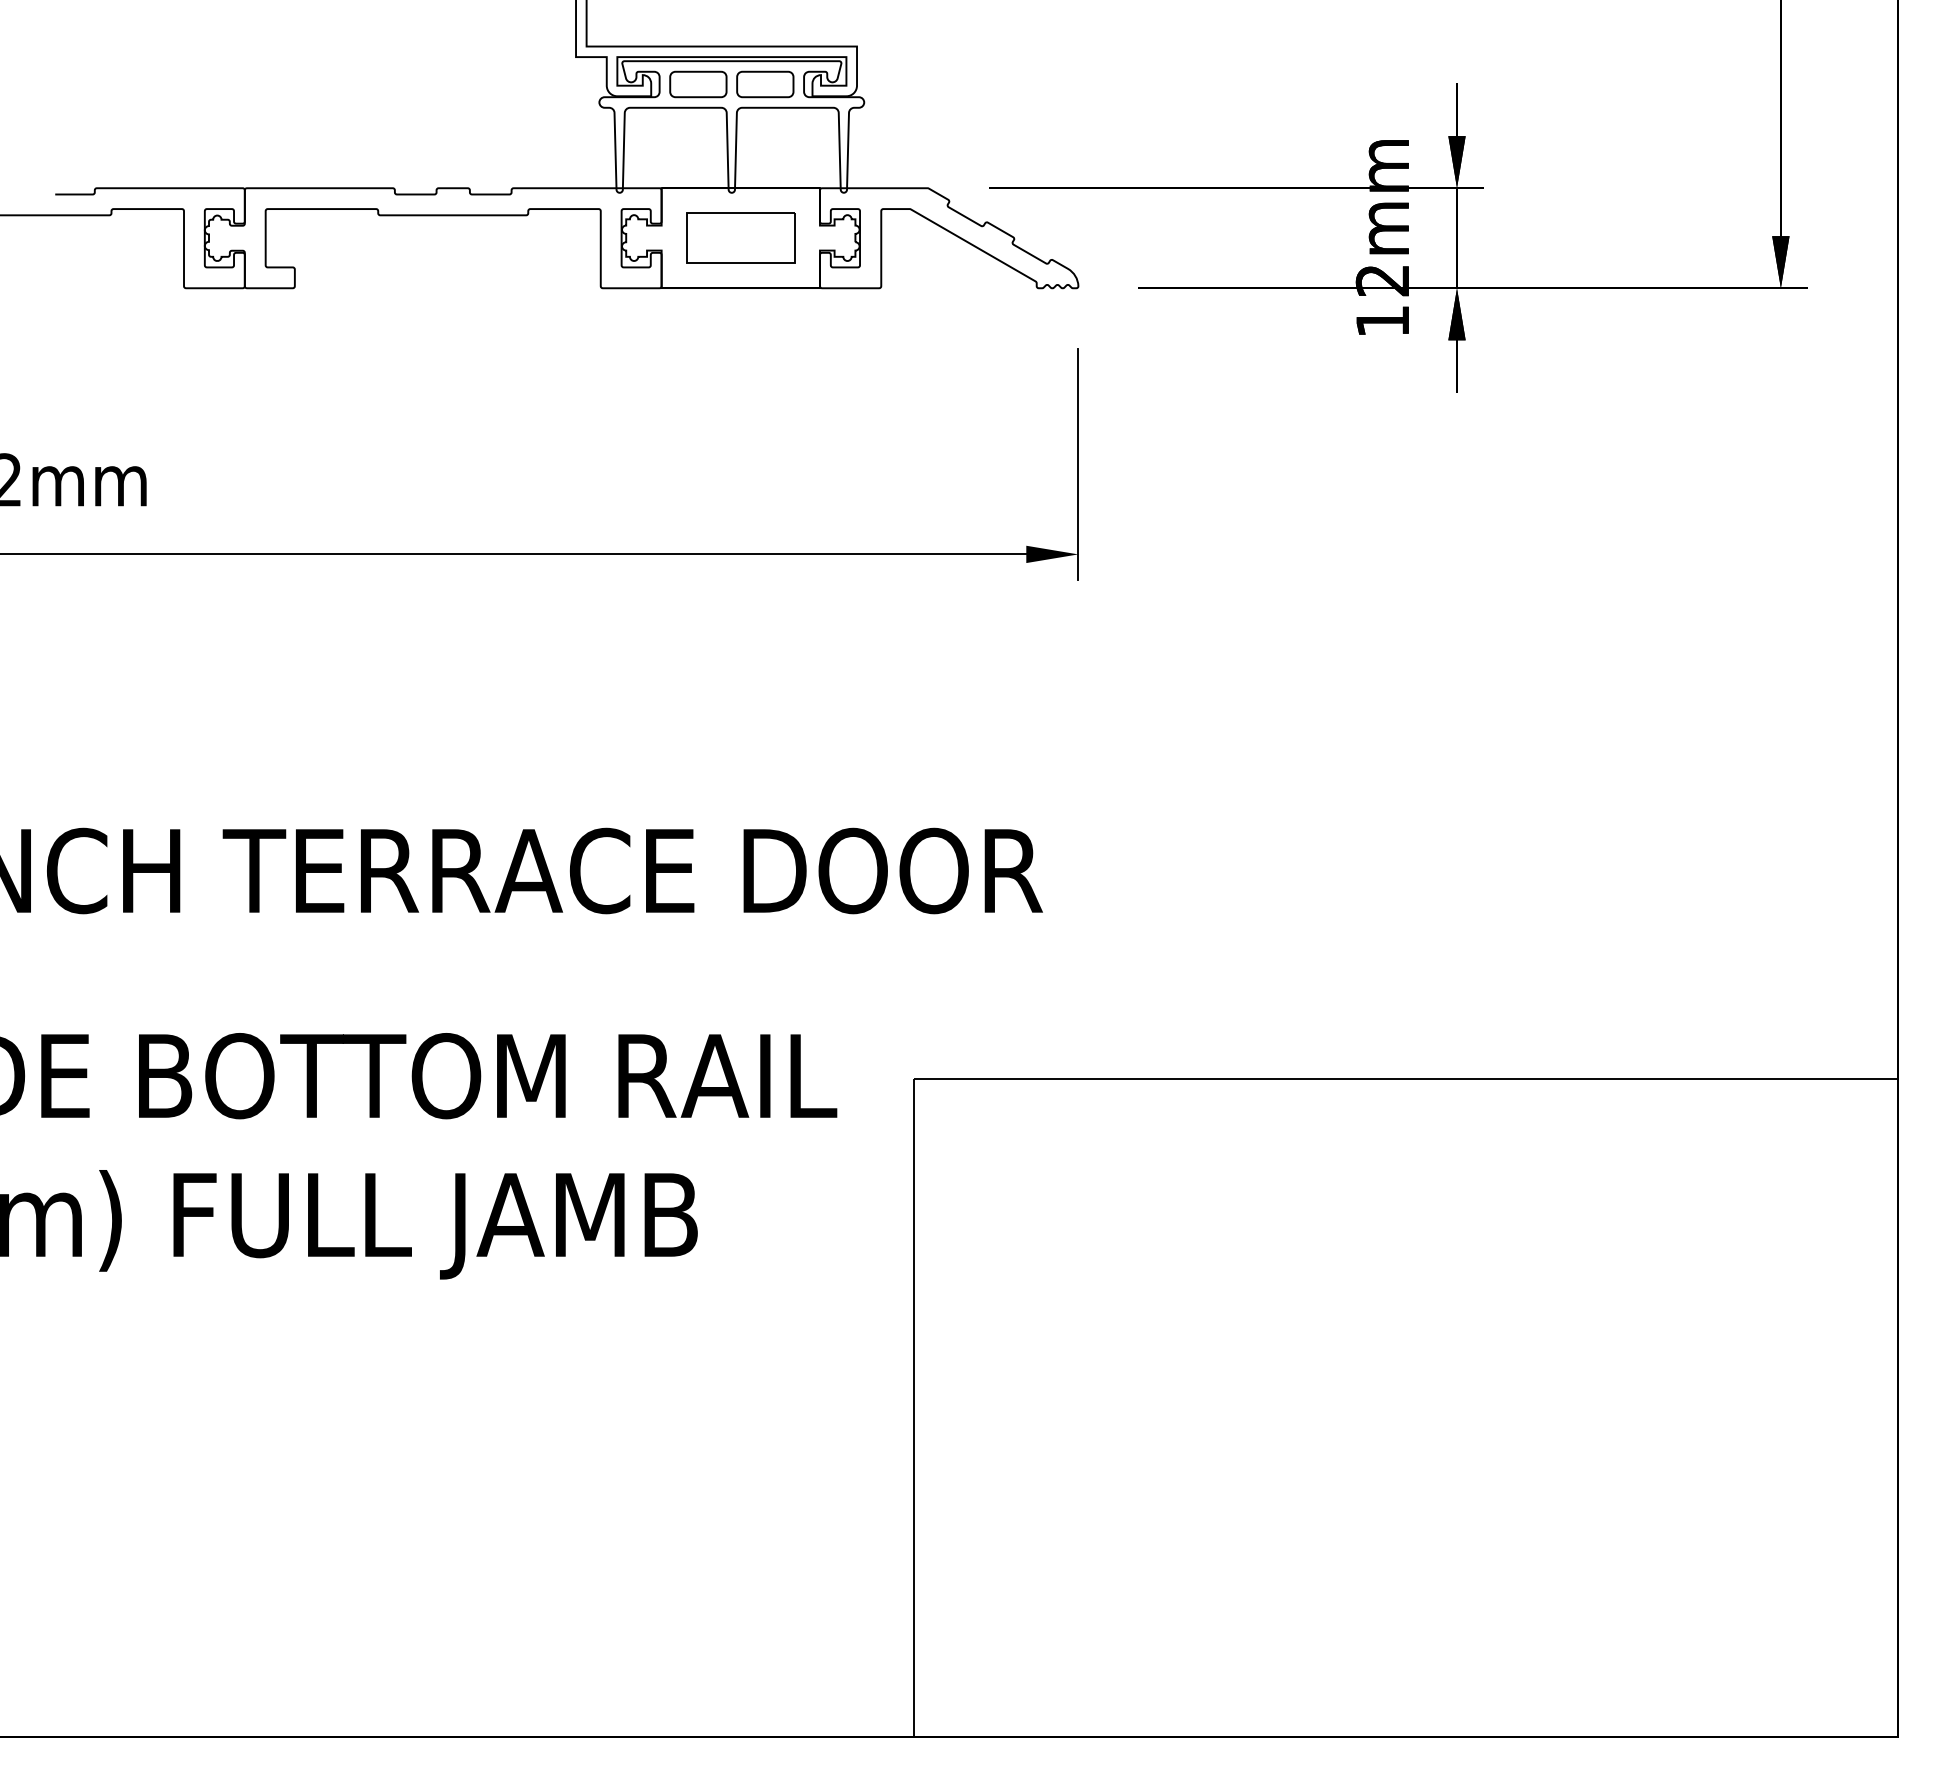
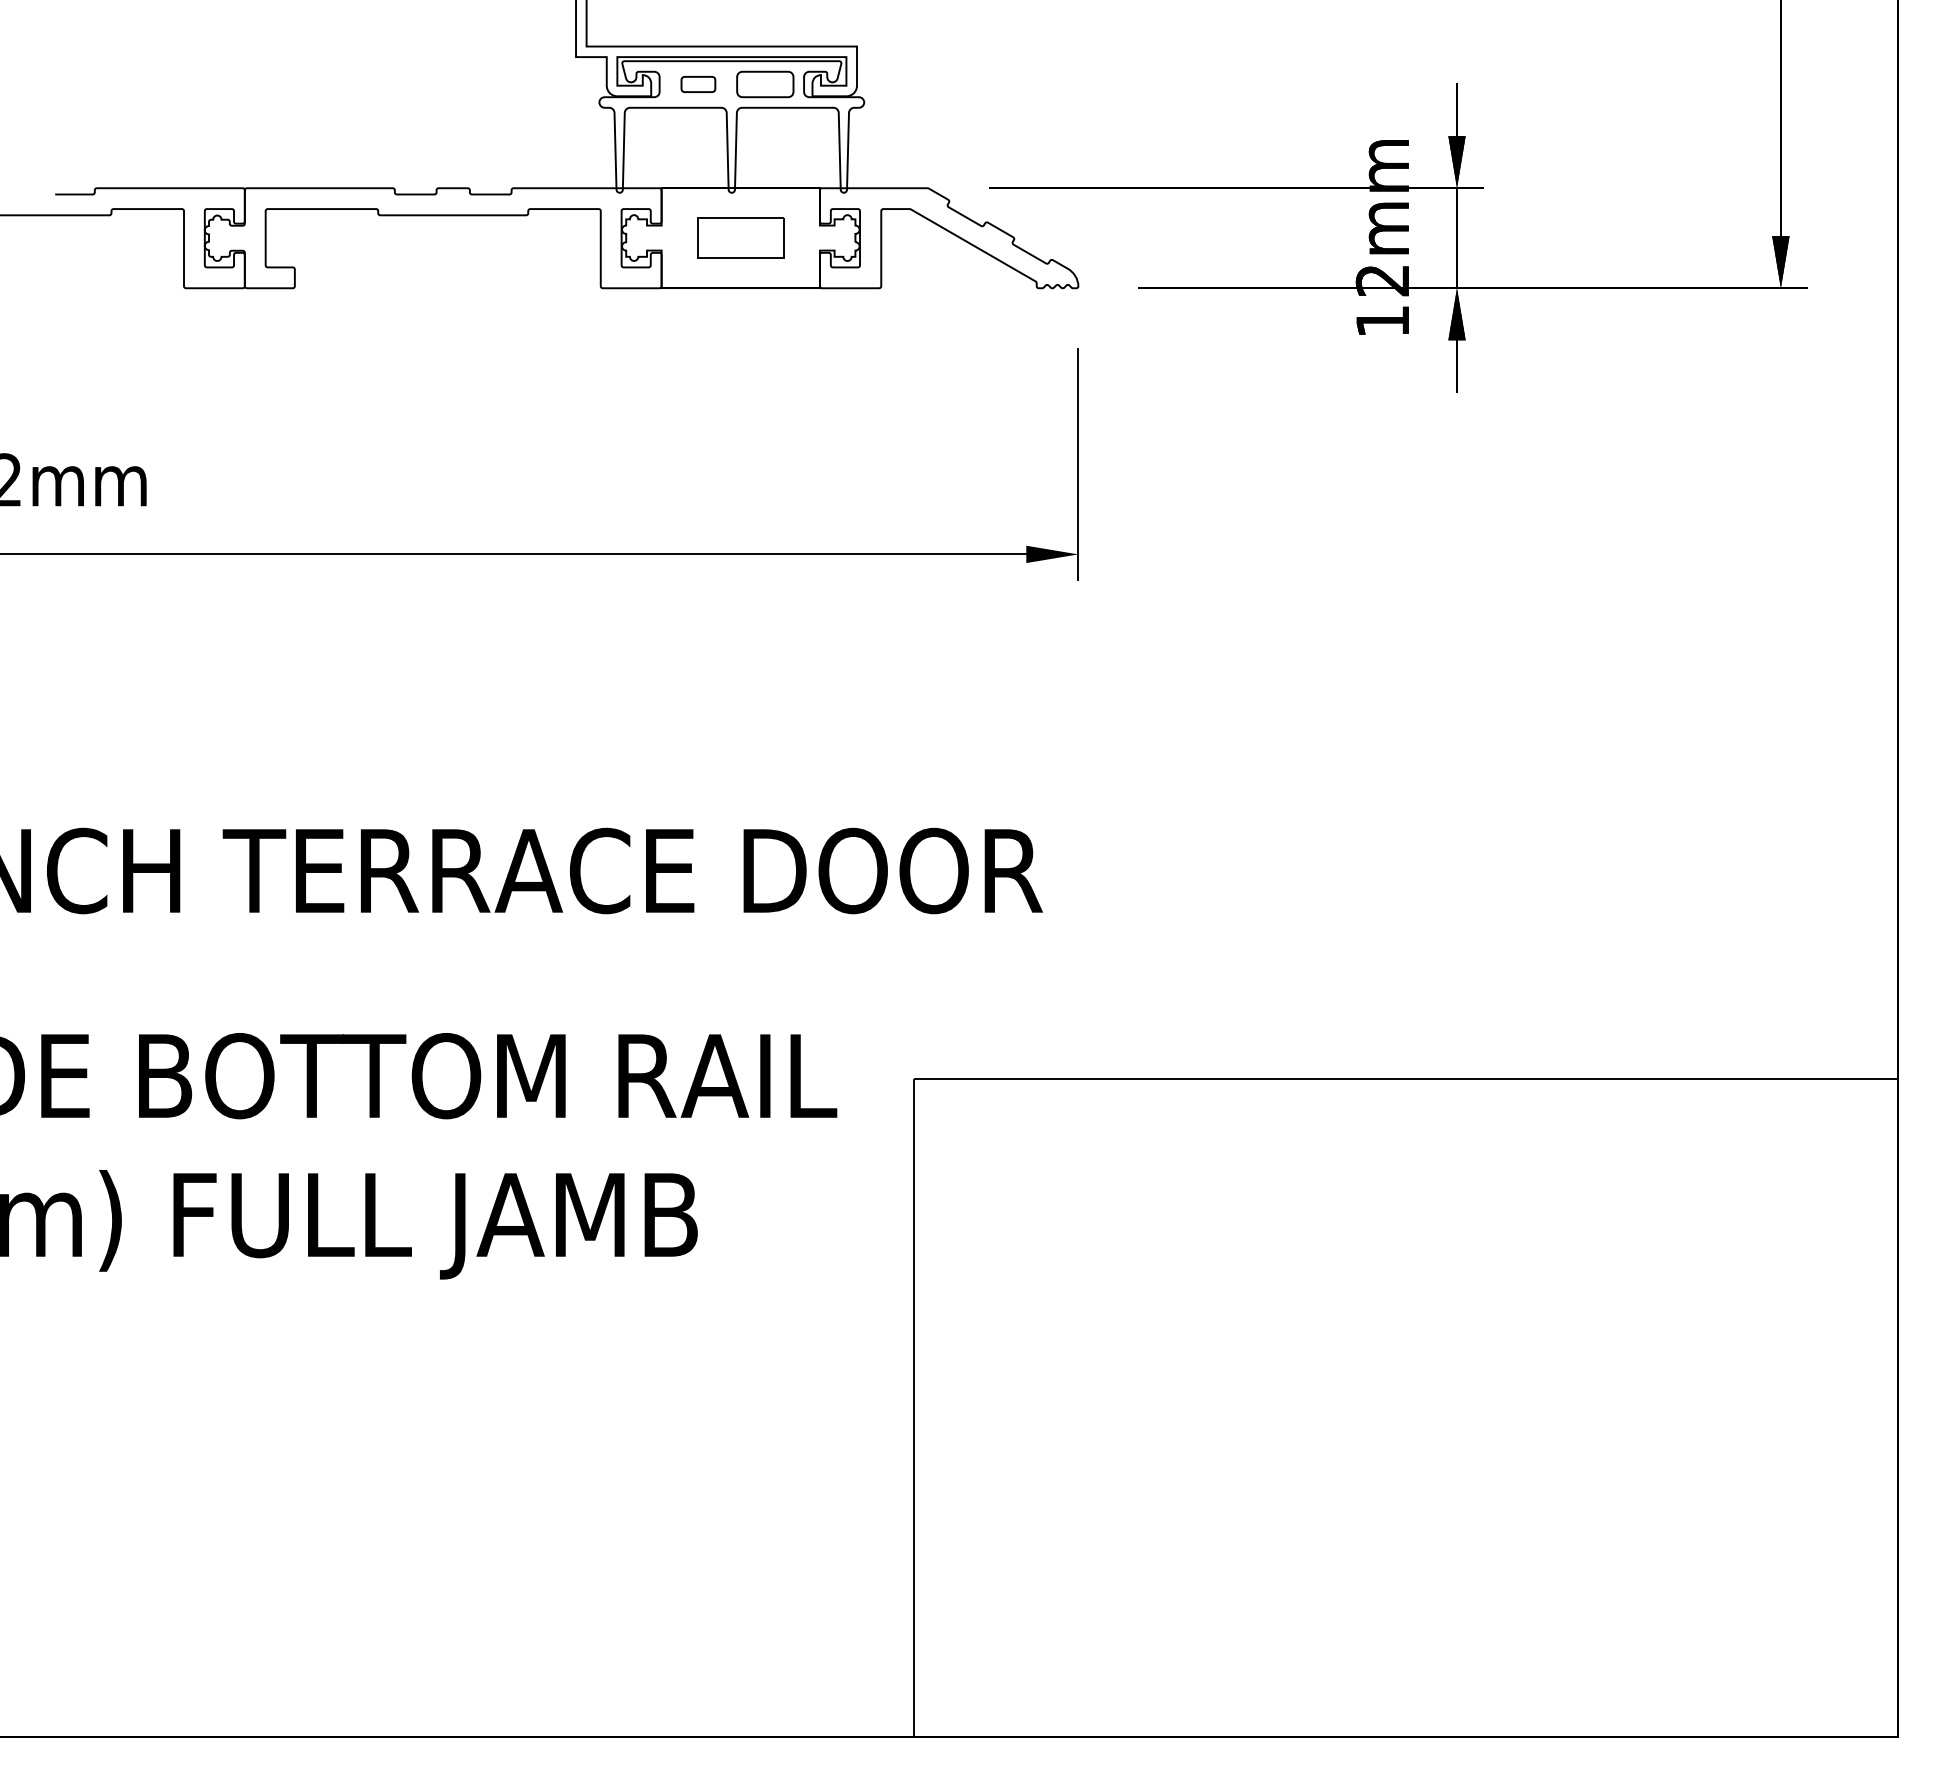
part size: 59x29 px -> 37x17 px (698, 84)
part size: 110x52 px -> 88x42 px (740, 237)
